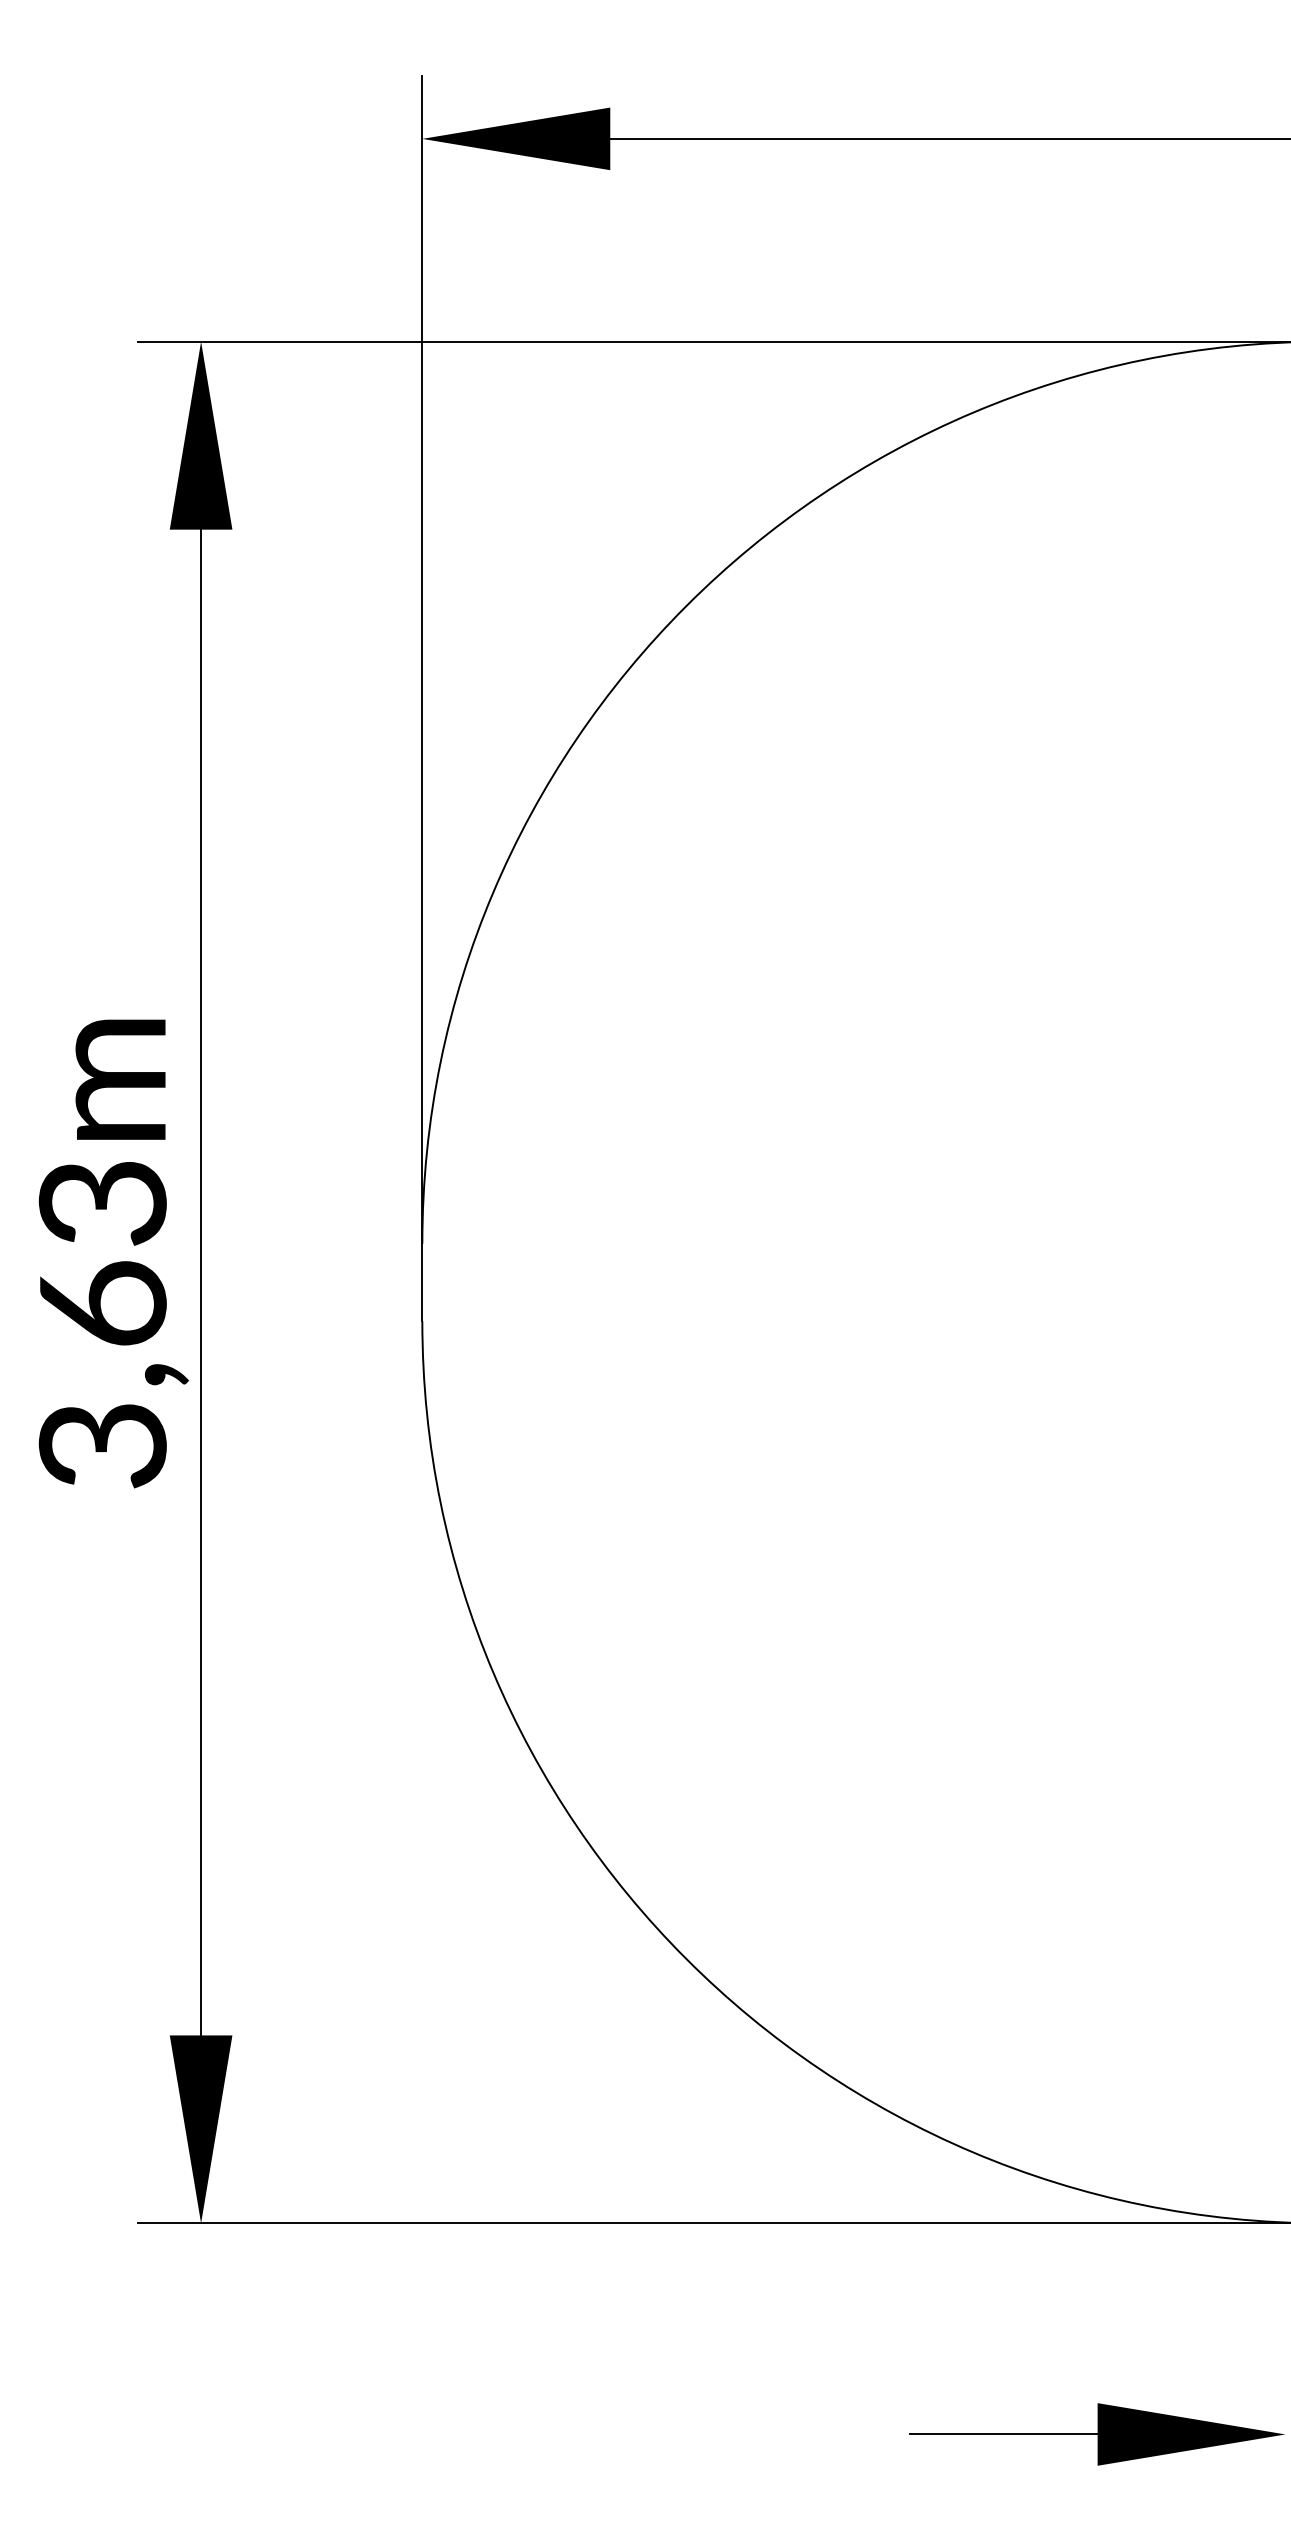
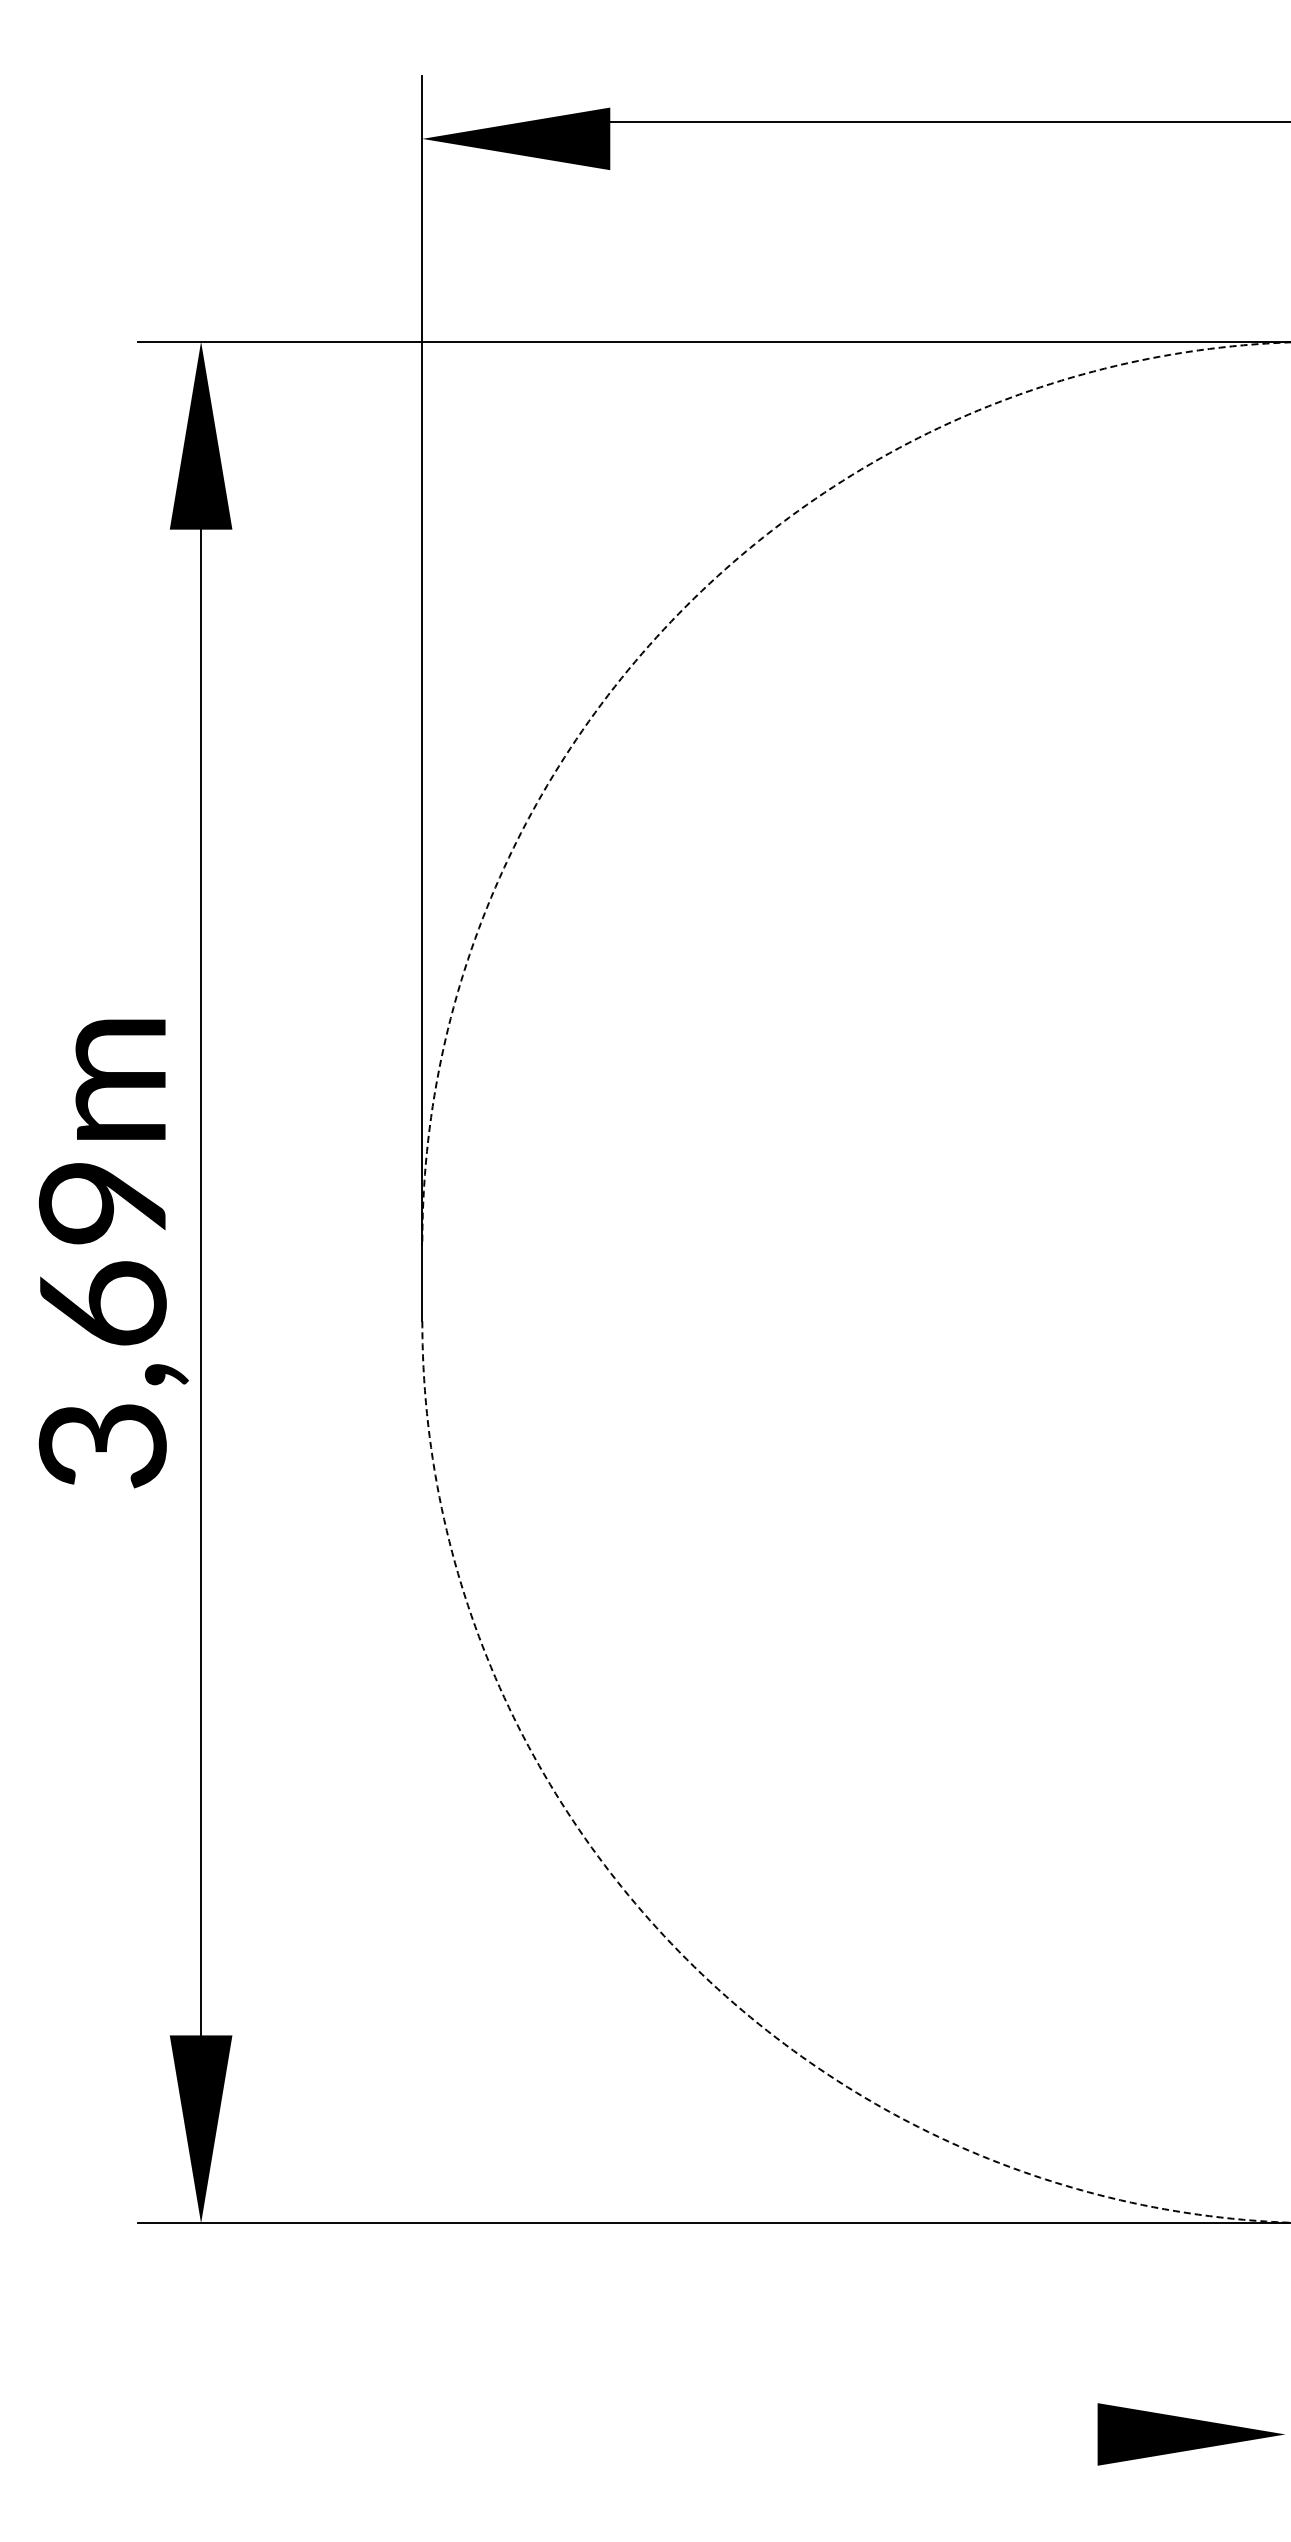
line position: (948, 138) -> (948, 121) (948, 121)
arc: solid -> dashed (674, 618)
text: 3,63m -> 3,69m (102, 1203)
arc: solid -> dashed (674, 1947)
line: present -> none (1003, 2434)
